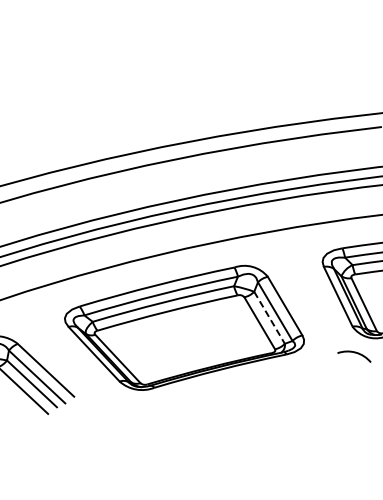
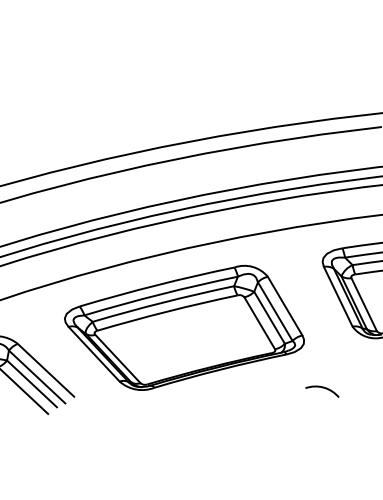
line: dashed -> solid (269, 318)
arc position: (354, 353) -> (322, 388) (322, 388)
